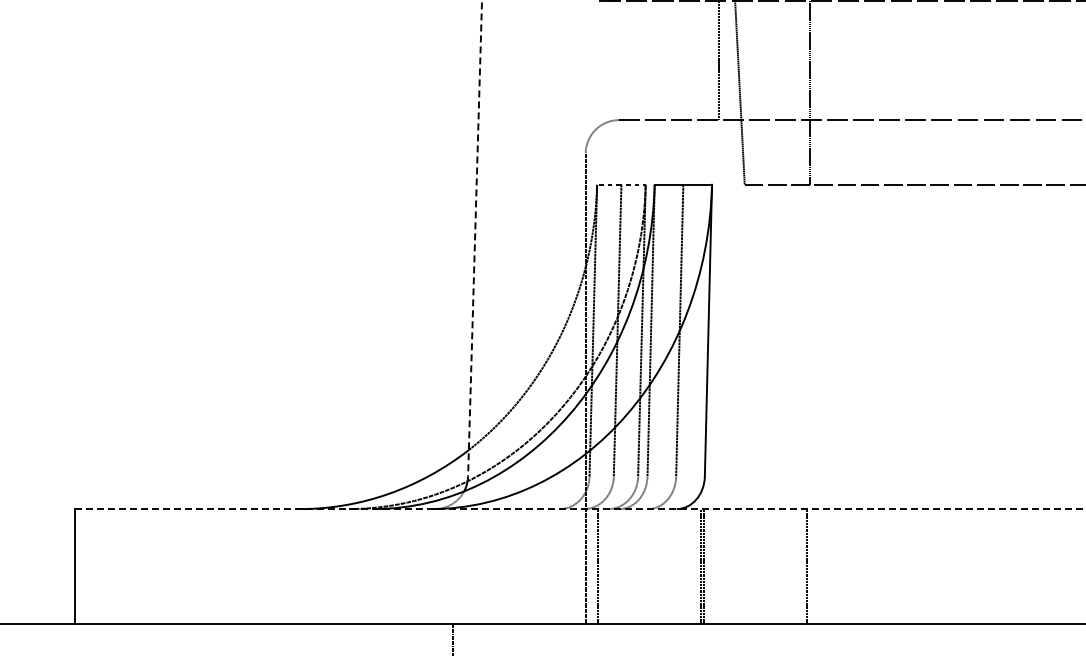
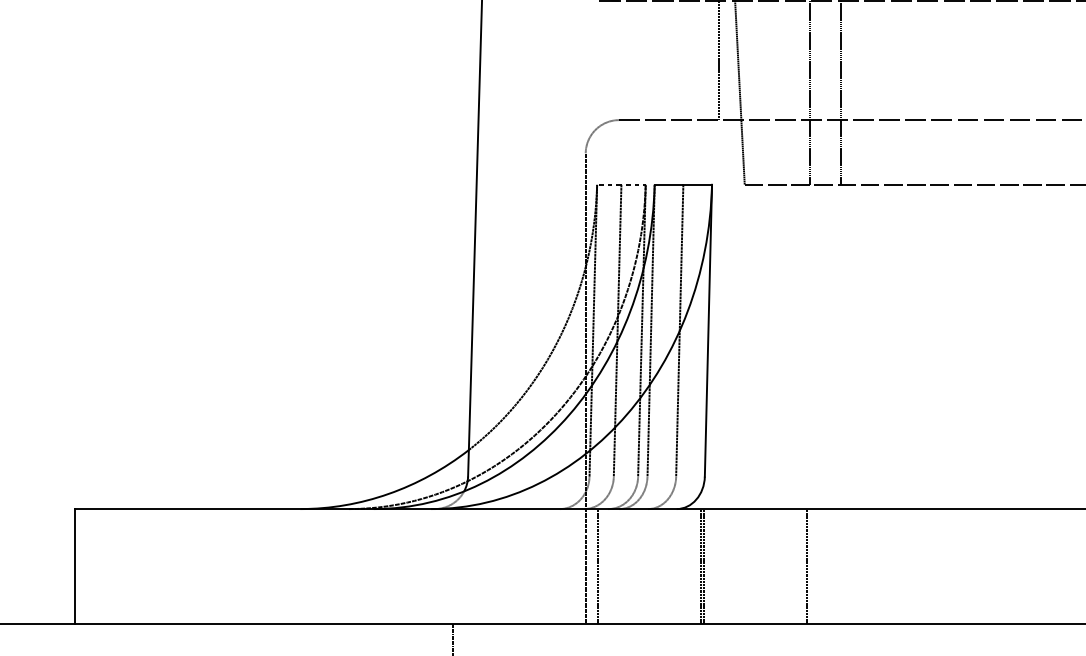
line: none -> present (840, 93)
line: dashed -> solid (475, 238)
line: dashed -> solid (580, 509)
